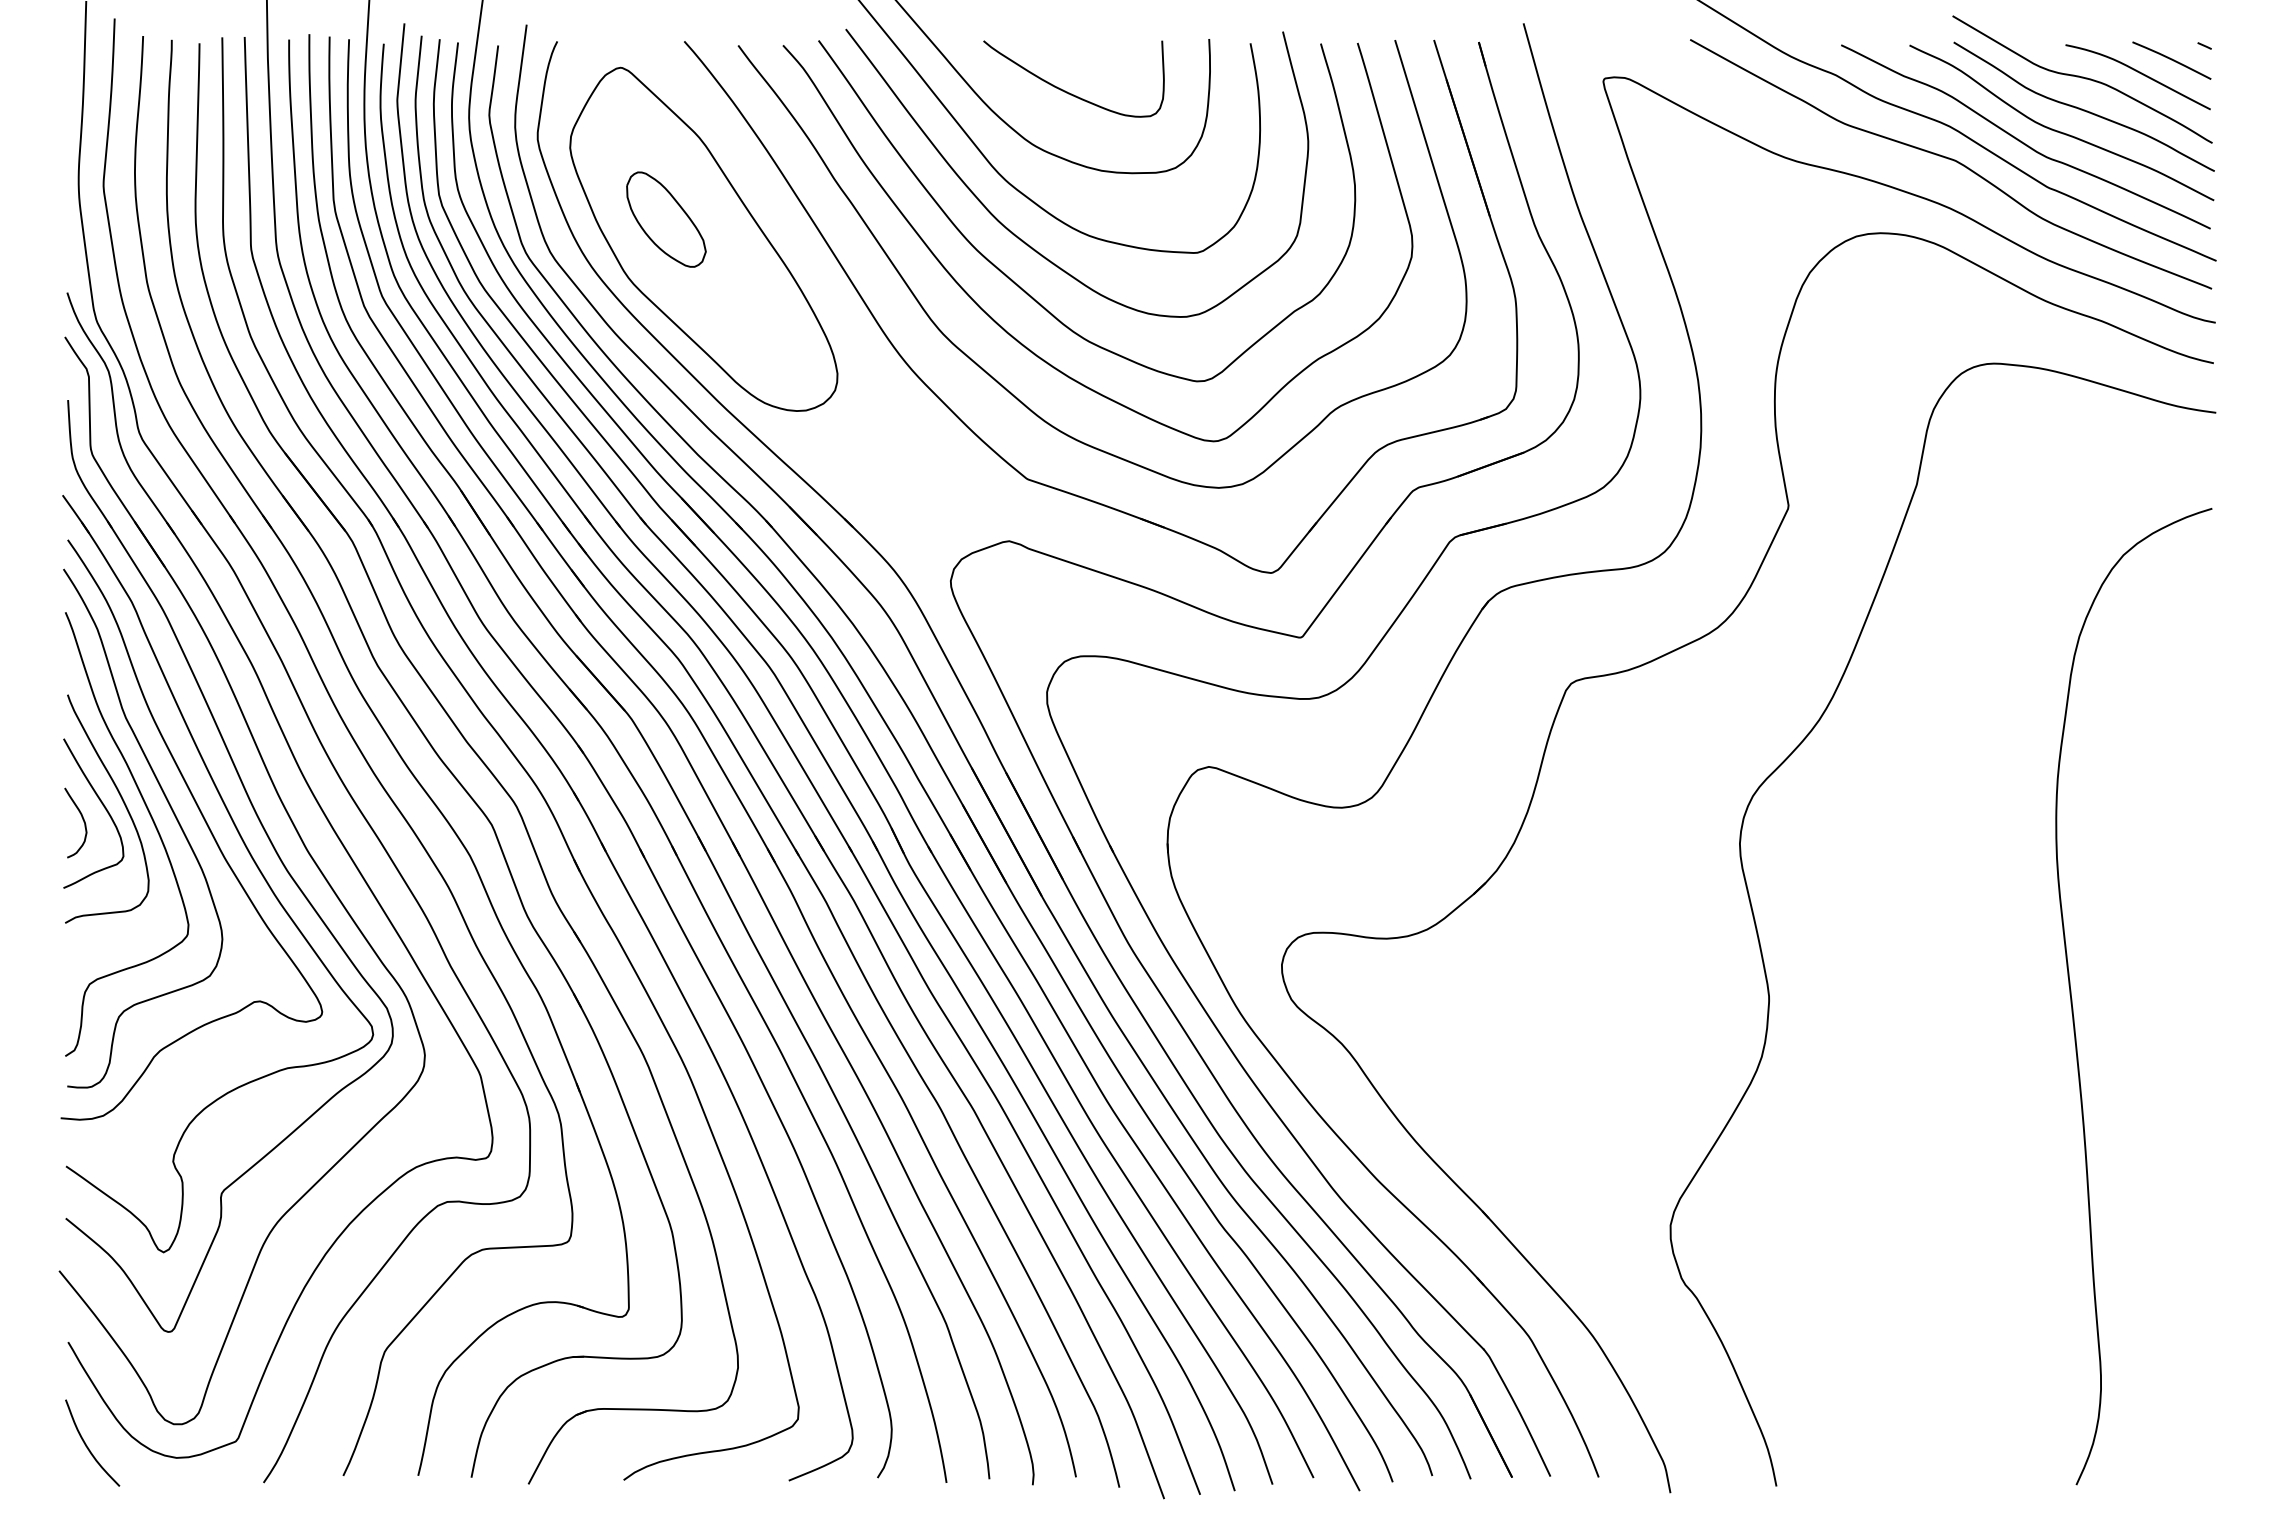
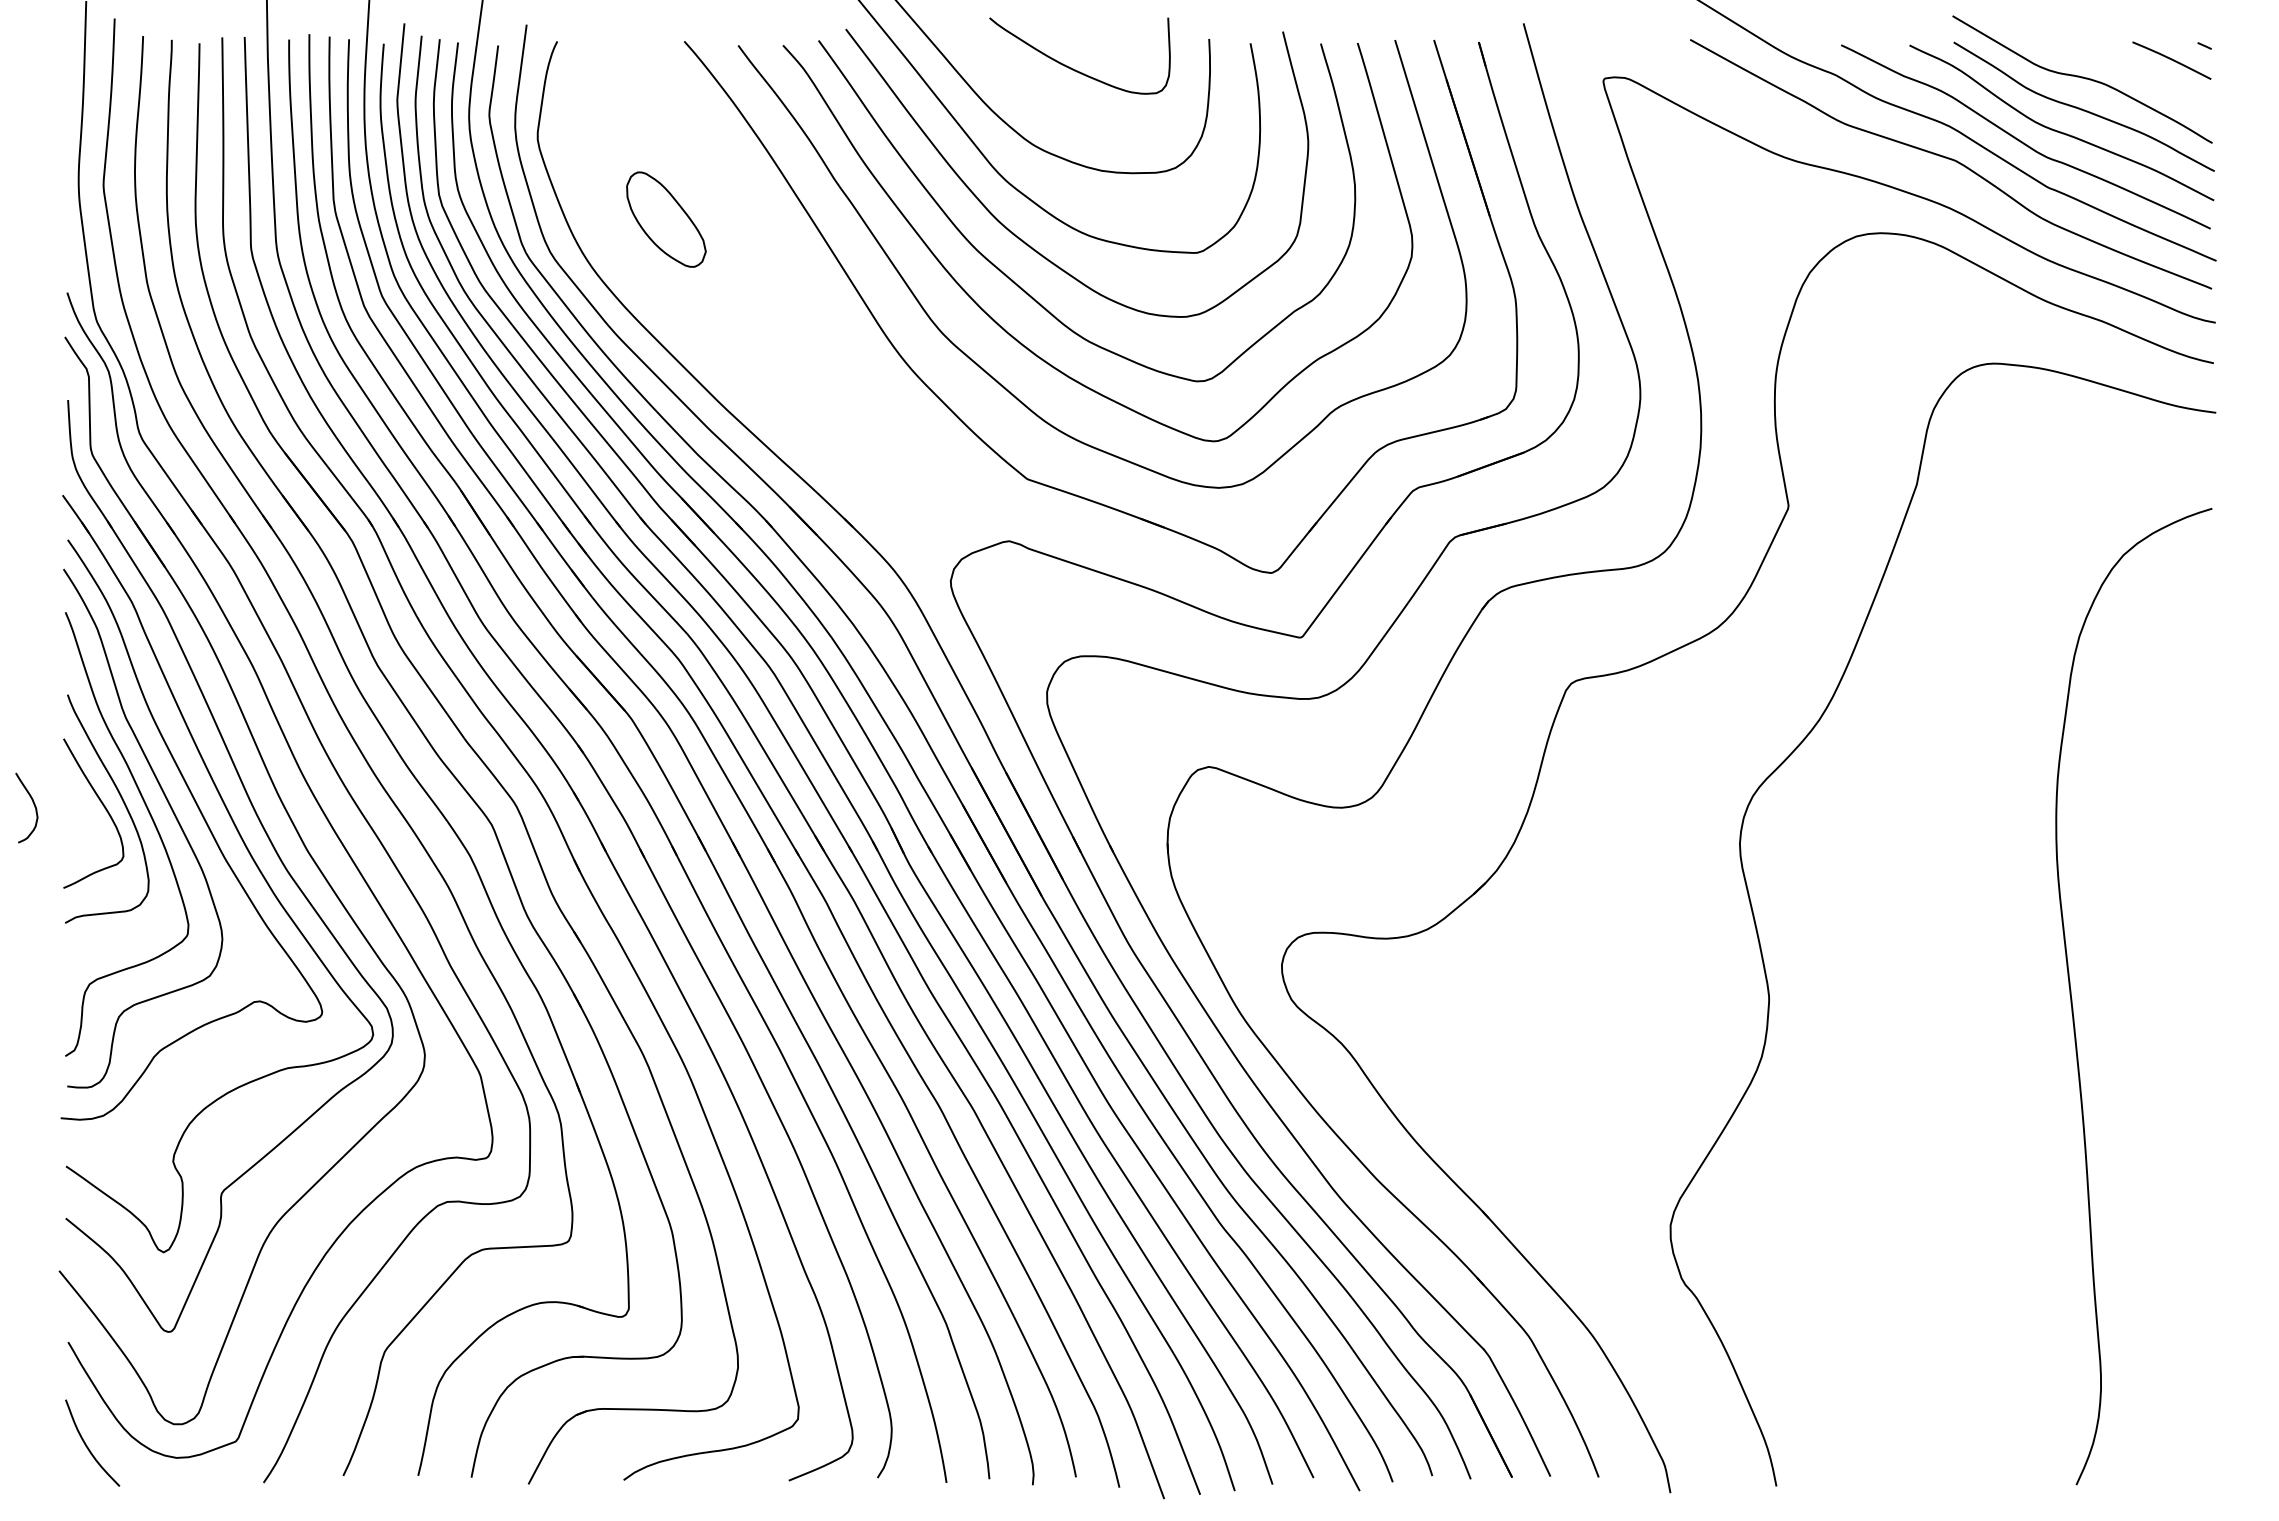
curve: present -> none (2139, 73)
curve position: (1067, 91) -> (1073, 68) (1073, 68)
part: present -> none (703, 238)
curve position: (82, 819) -> (33, 804) (33, 804)
